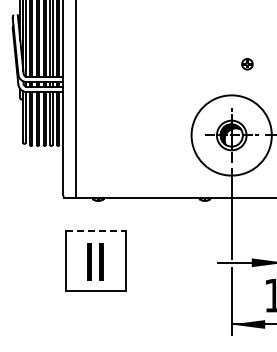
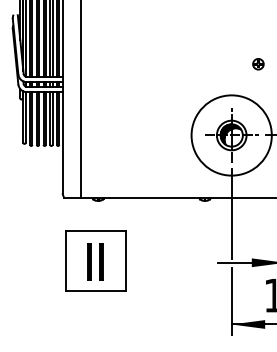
part position: (247, 64) -> (258, 64) (258, 64)
line position: (75, 99) -> (80, 99) (80, 99)
line: dashed -> solid (96, 231)
